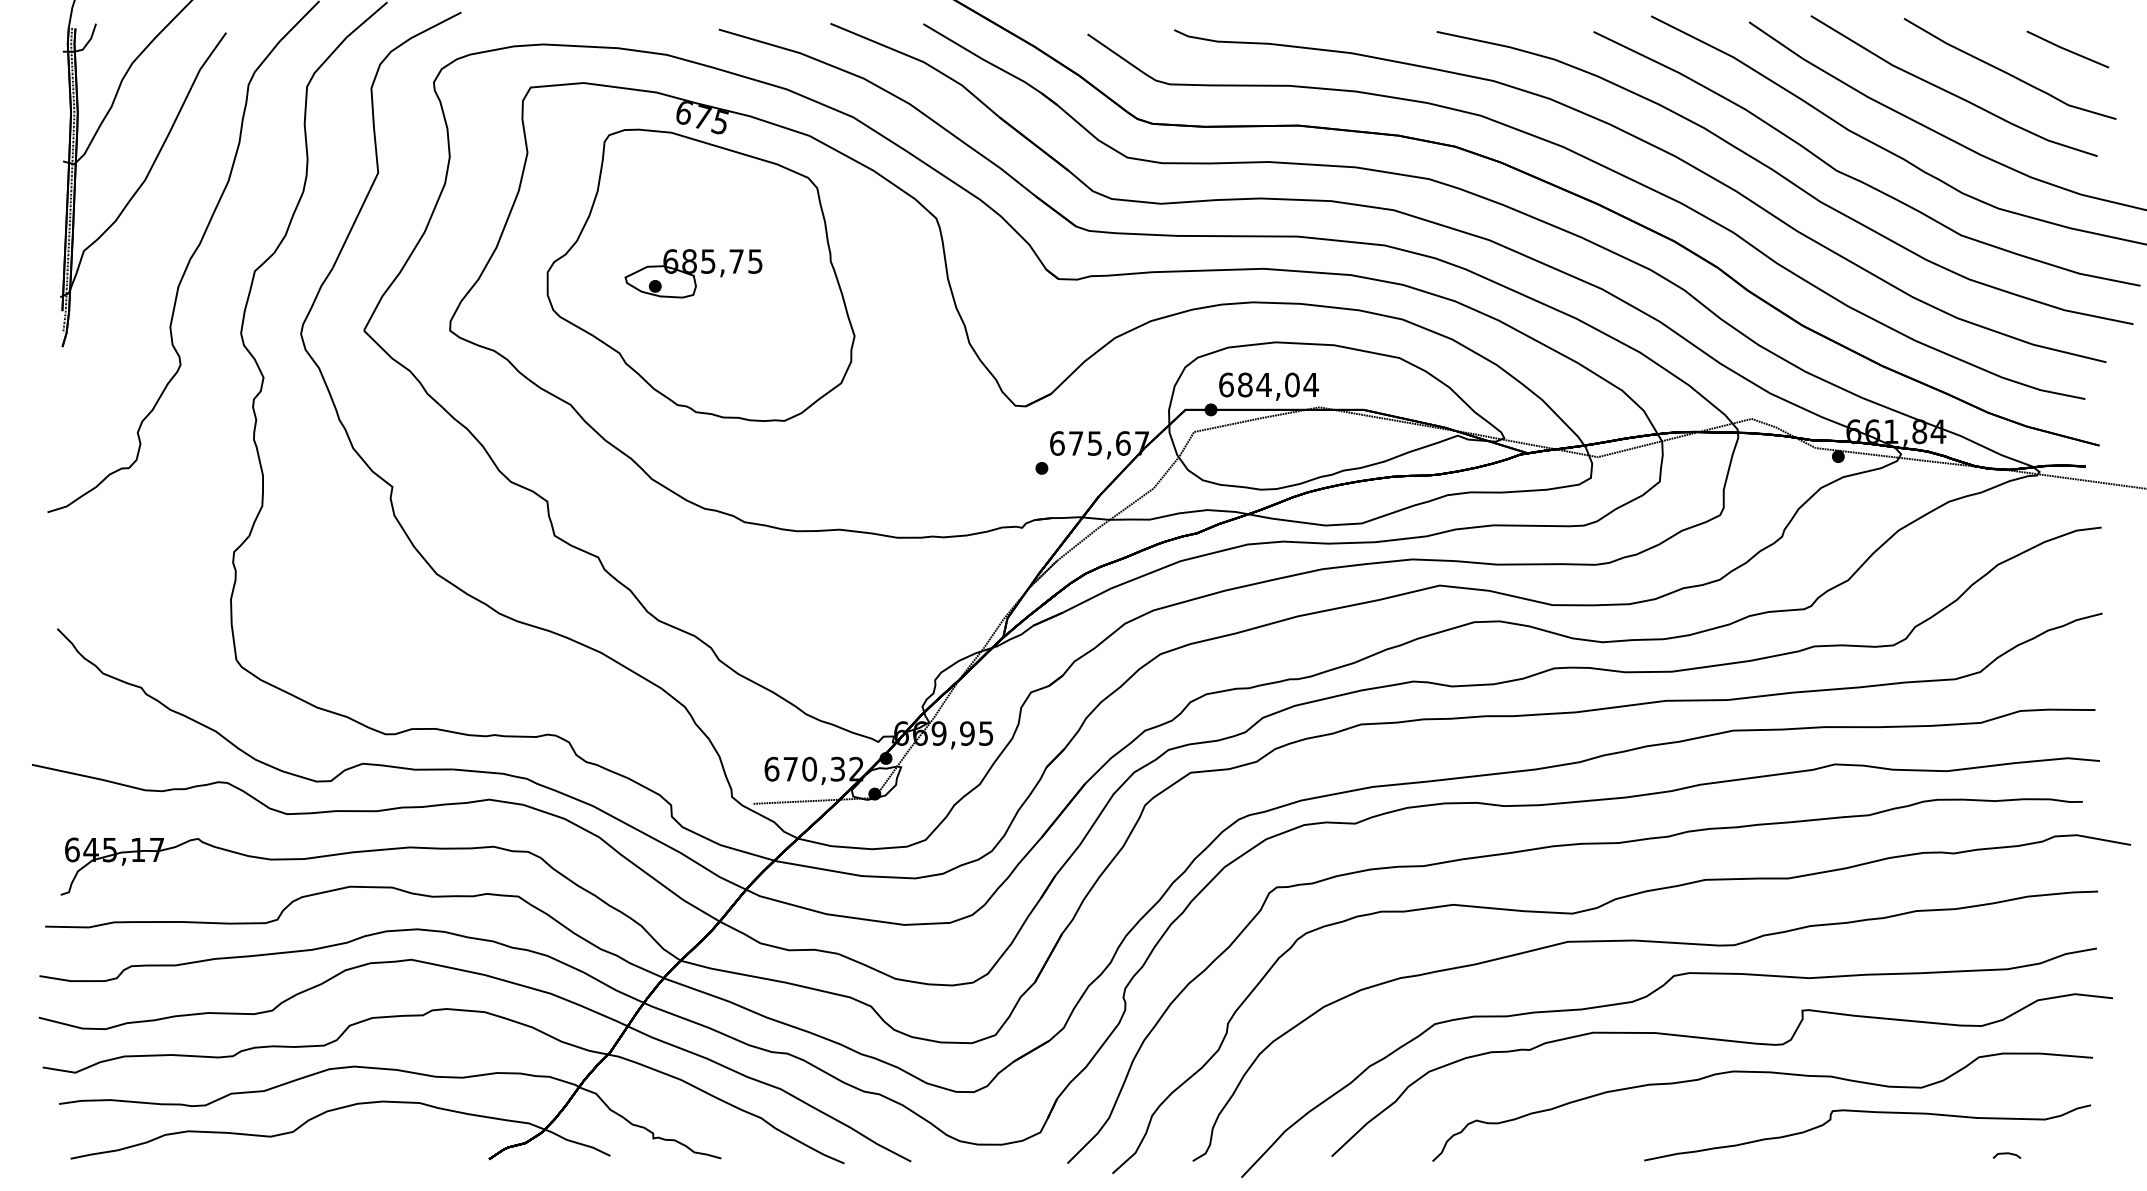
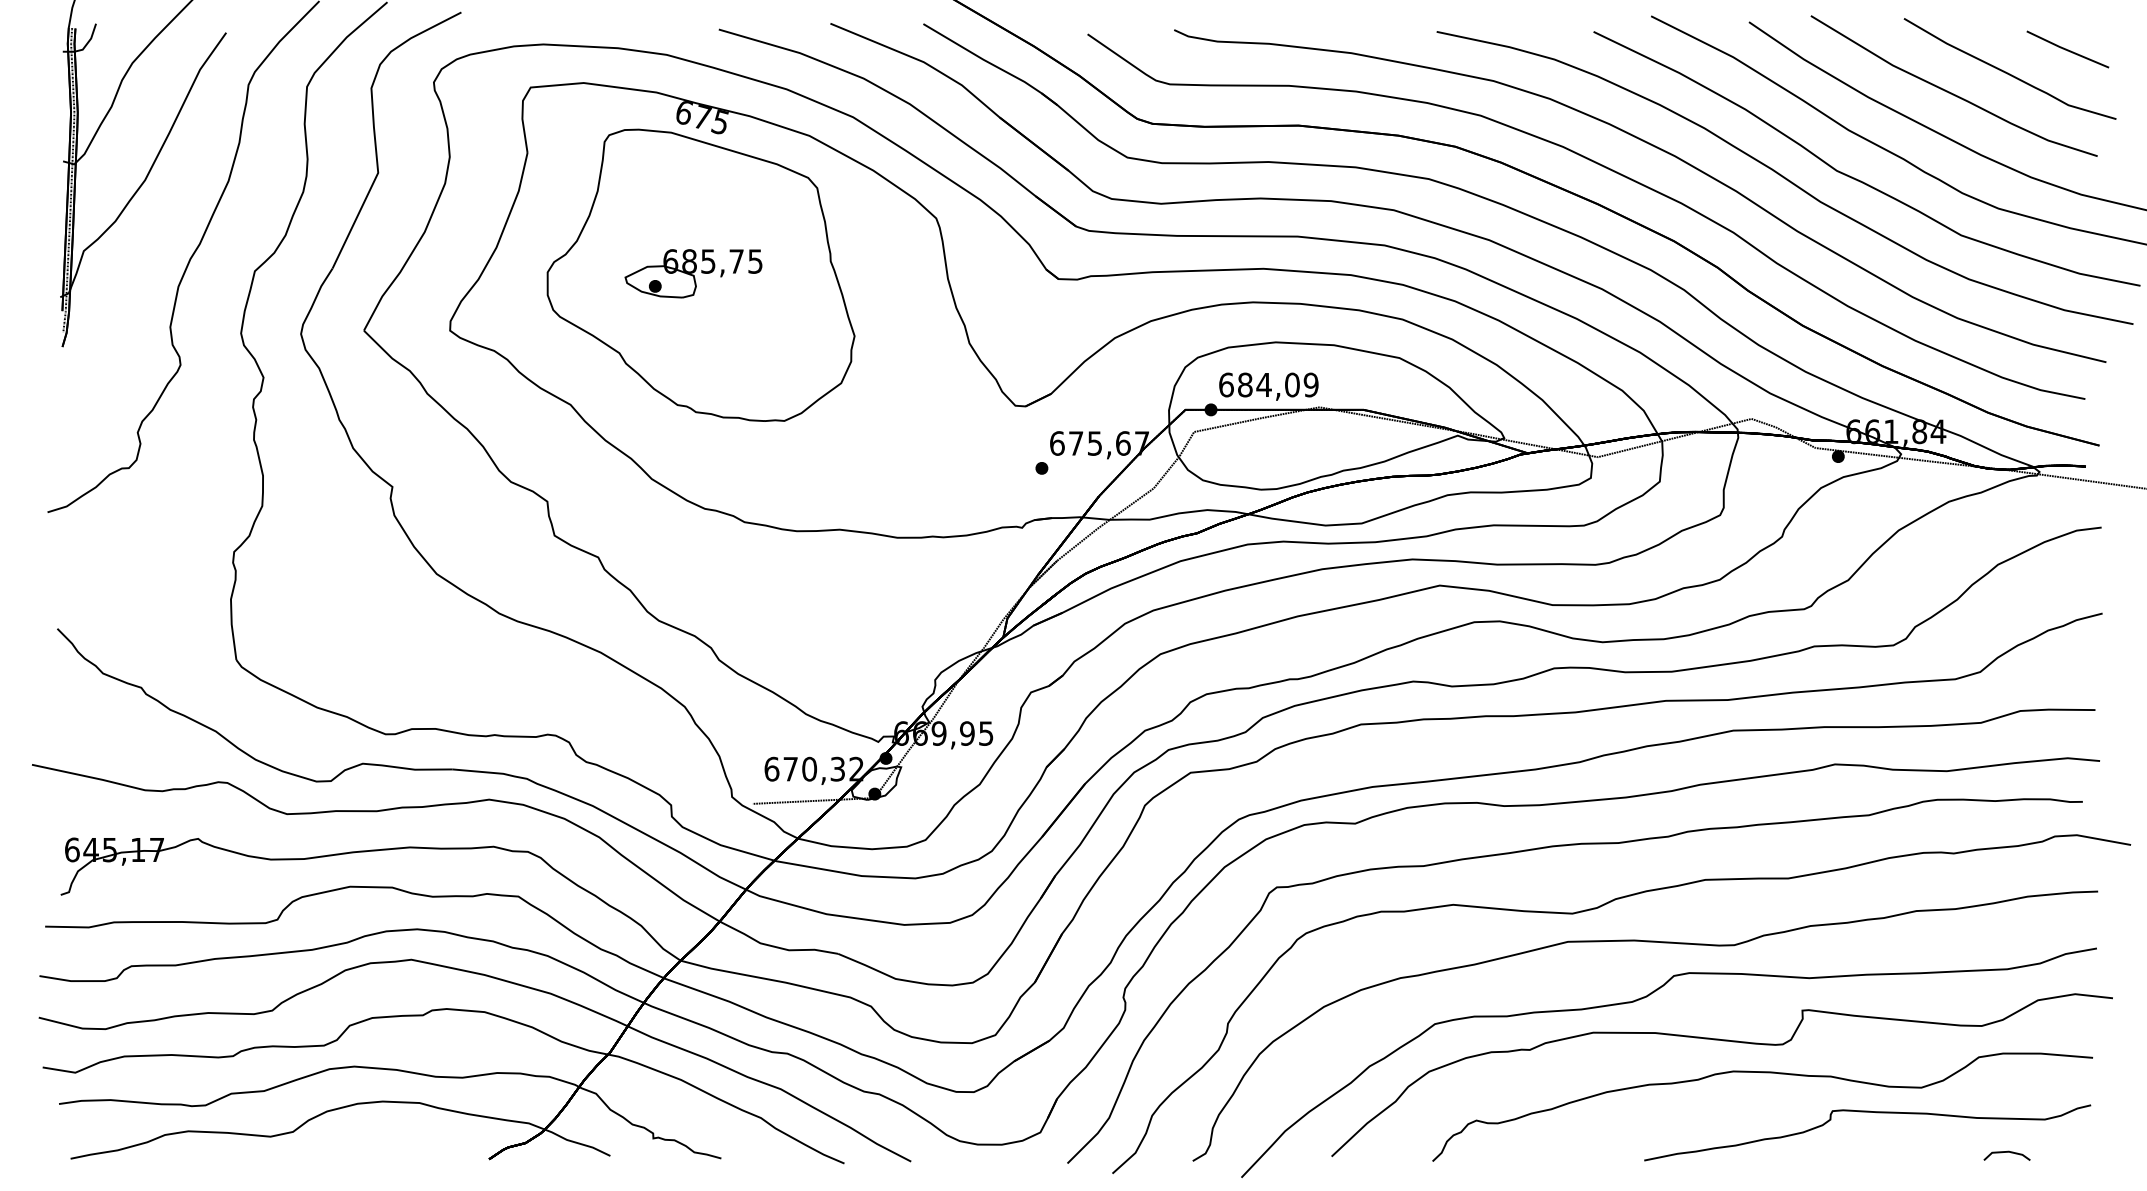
text: 684,04 -> 684,09 (1310, 384)
part size: 30x7 px -> 48x11 px (2006, 1155)
